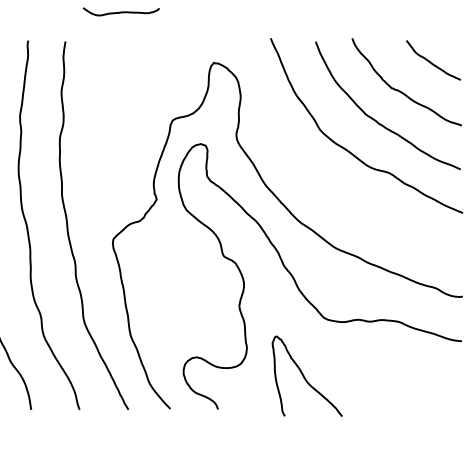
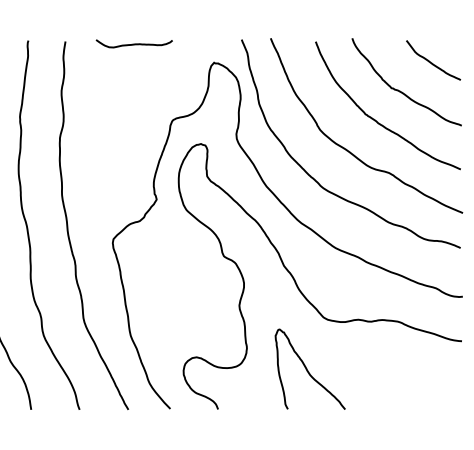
curve position: (120, 11) -> (133, 43) (133, 43)
curve: none -> present (314, 178)
curve position: (304, 375) -> (307, 368) (307, 368)
